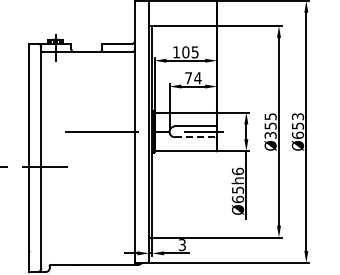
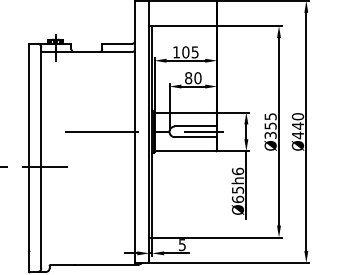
text: 74 -> 80 (193, 78)
text: Ø653 -> Ø440 (297, 126)
line: dashed -> solid (196, 137)
text: 3 -> 5 (182, 244)
